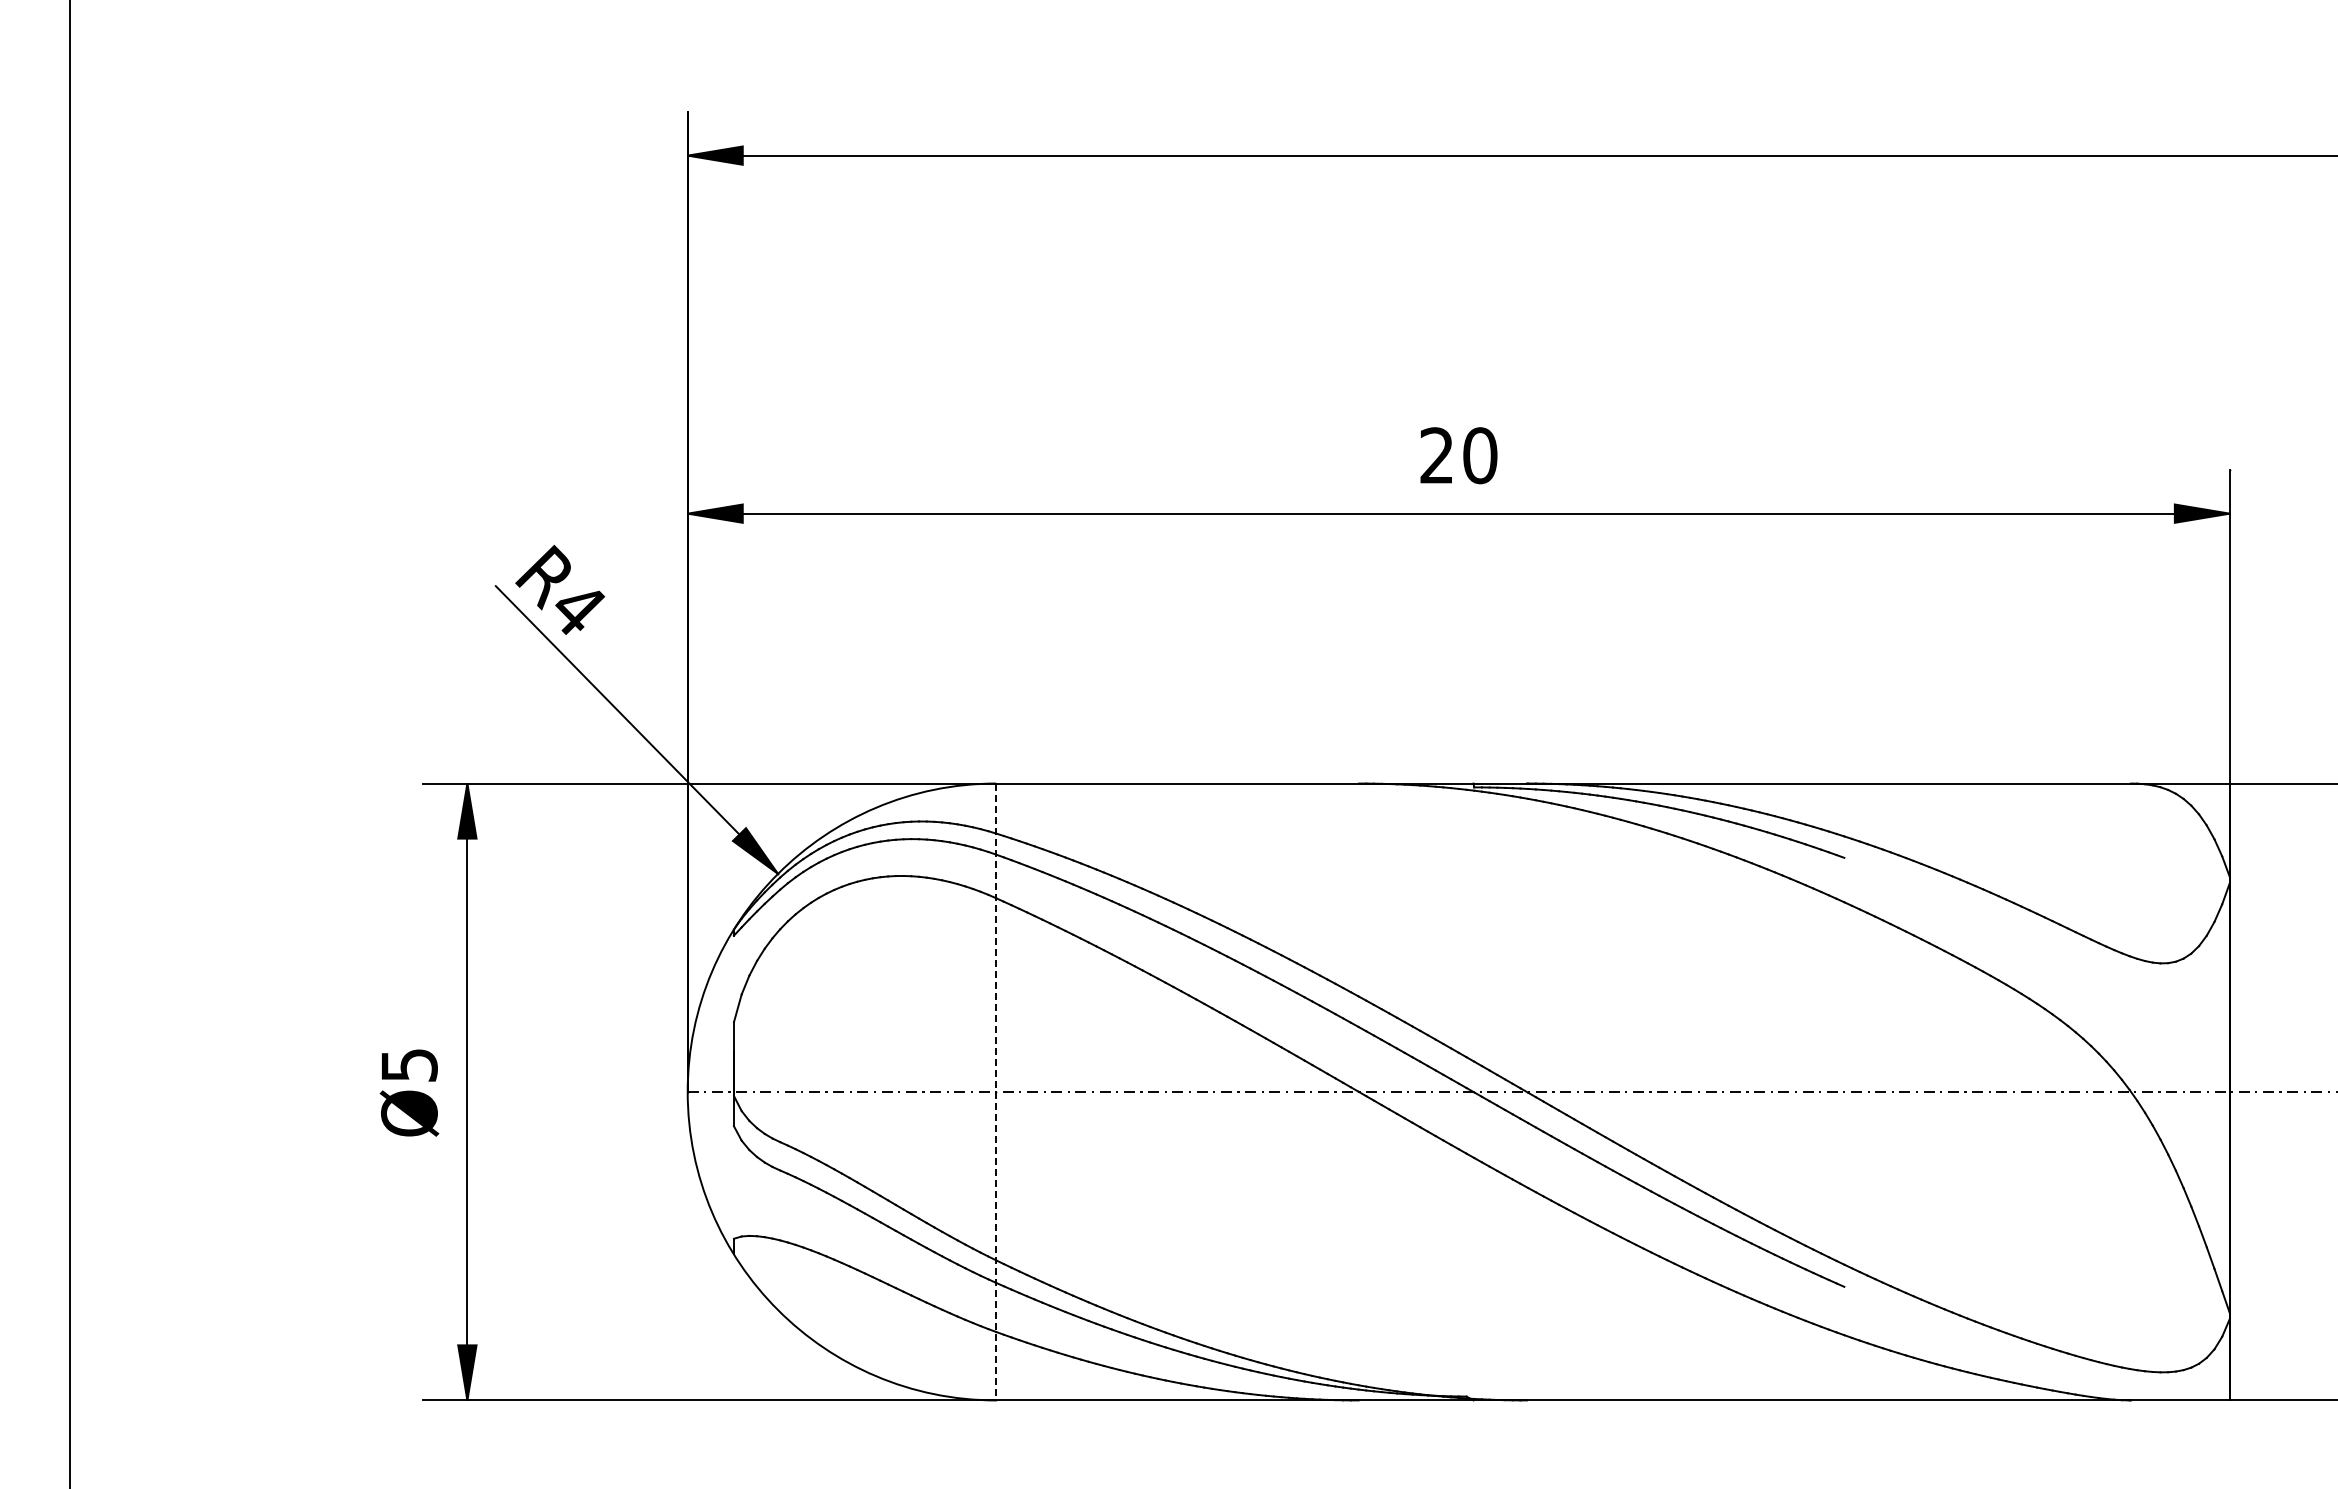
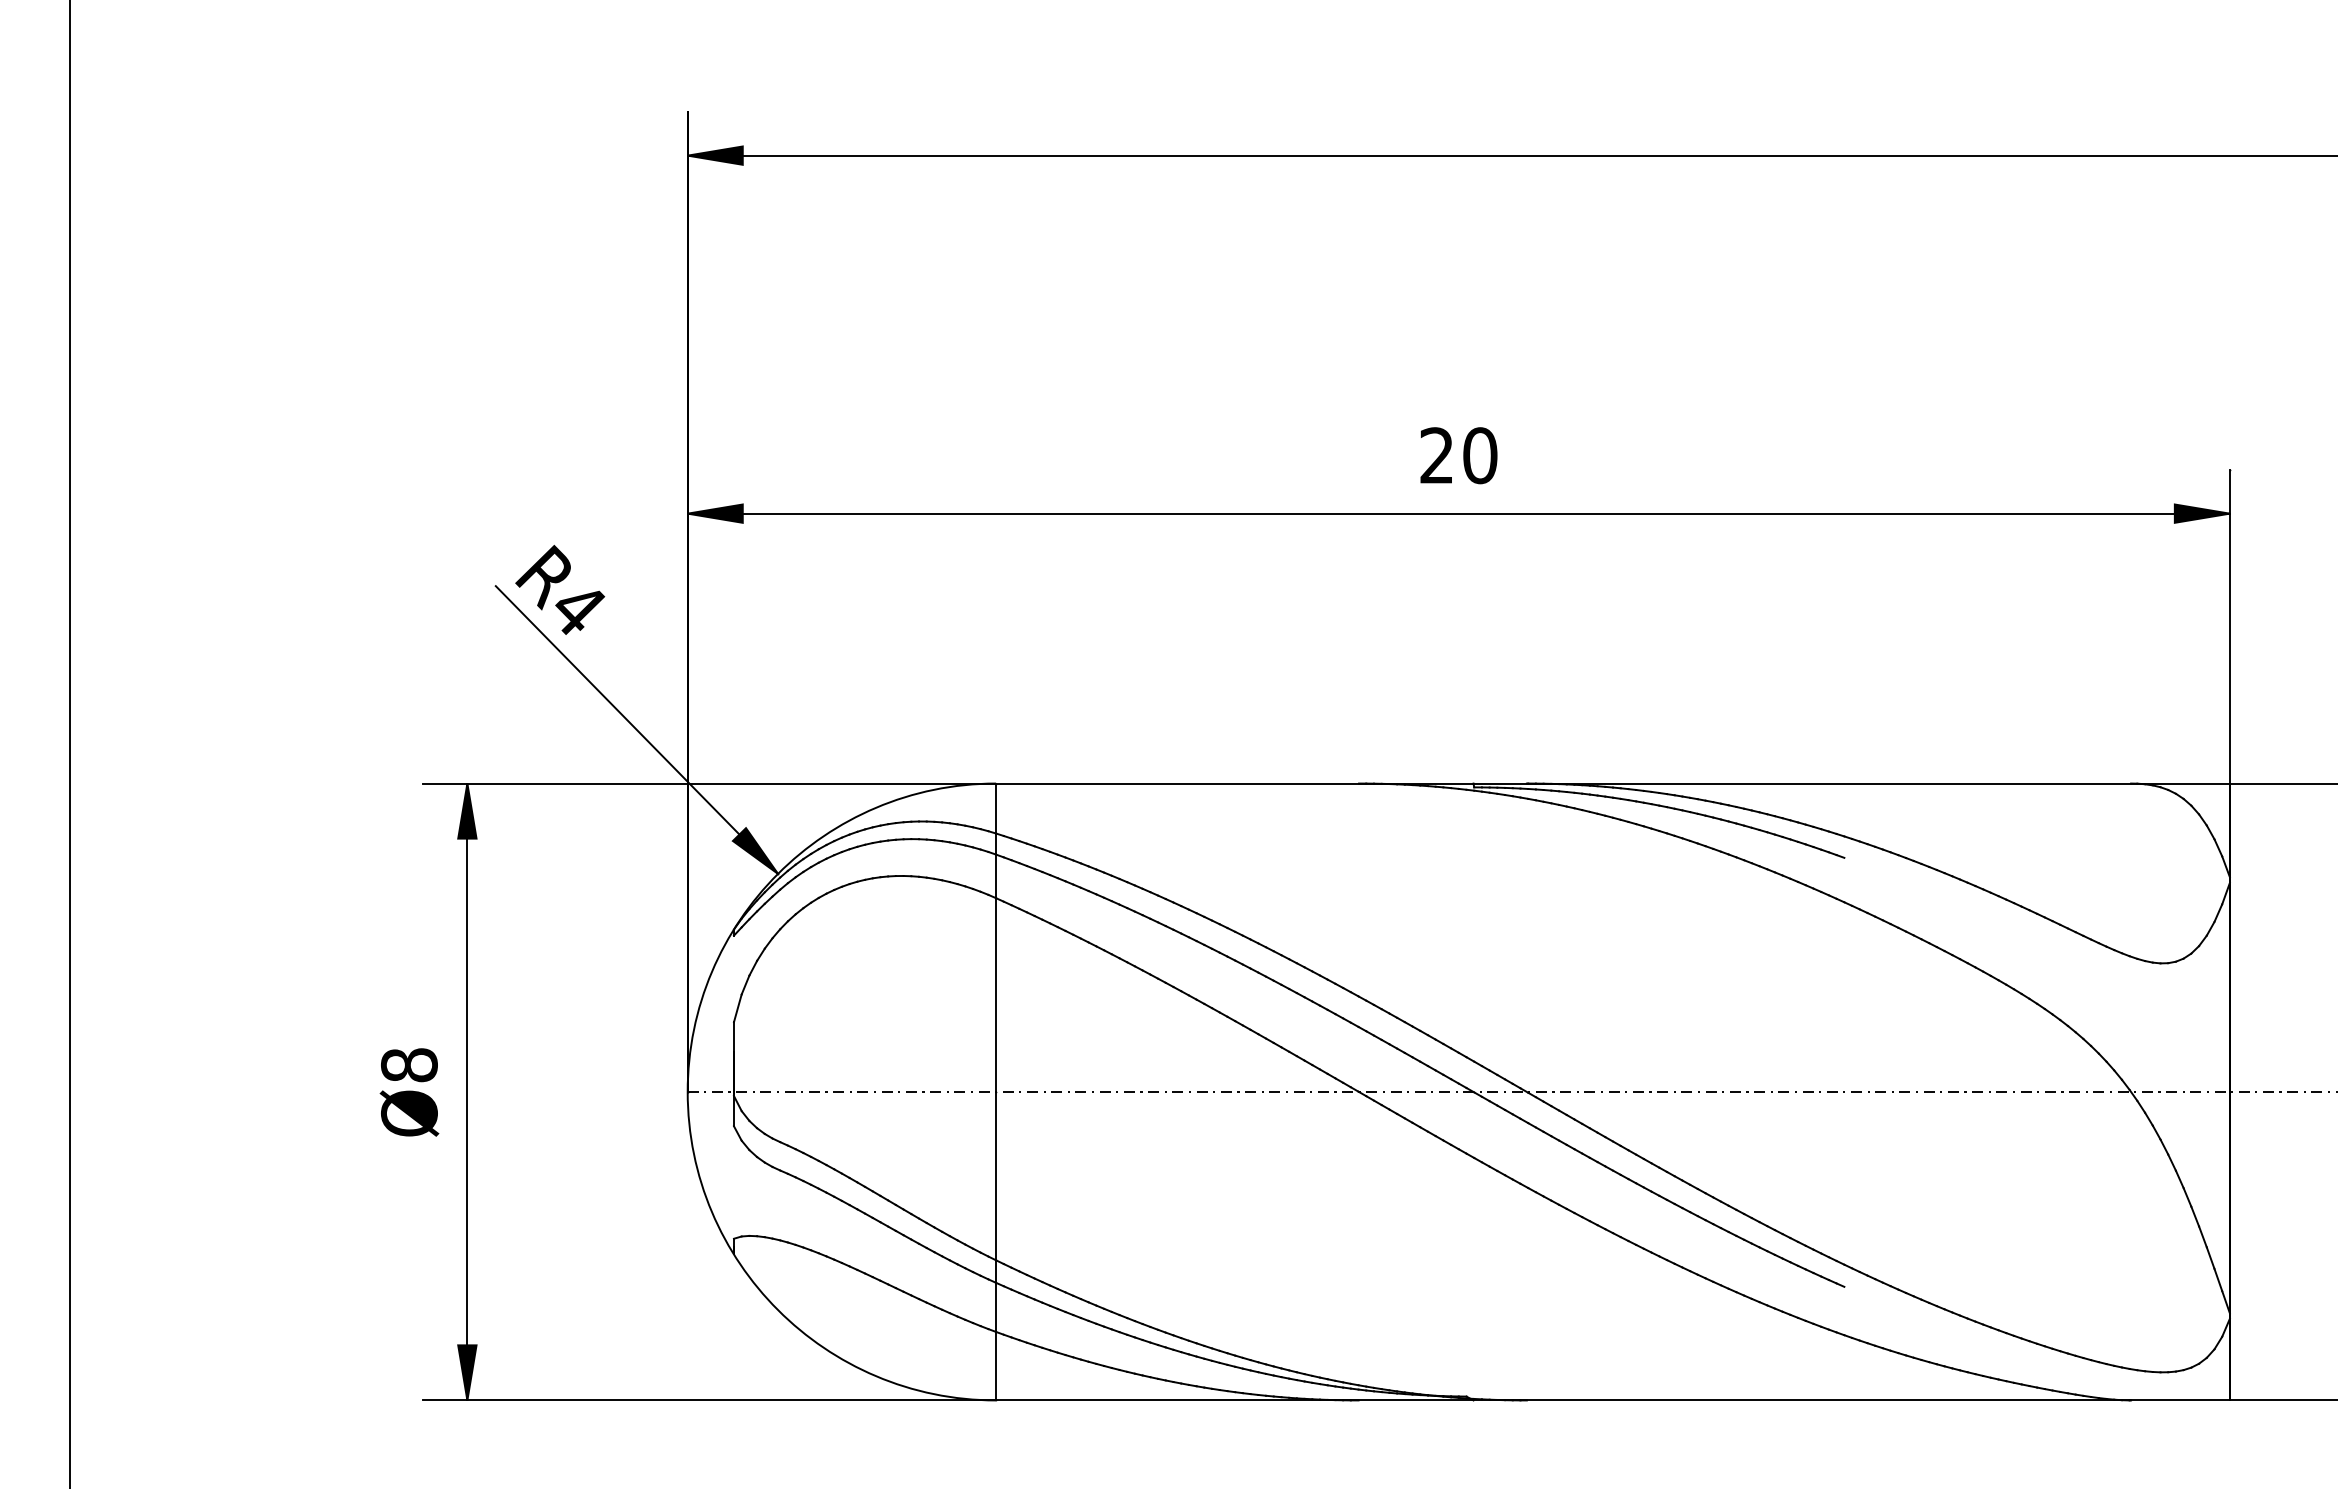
text: Ø5 -> Ø8 (409, 1065)
line: dashed -> solid (996, 1092)
